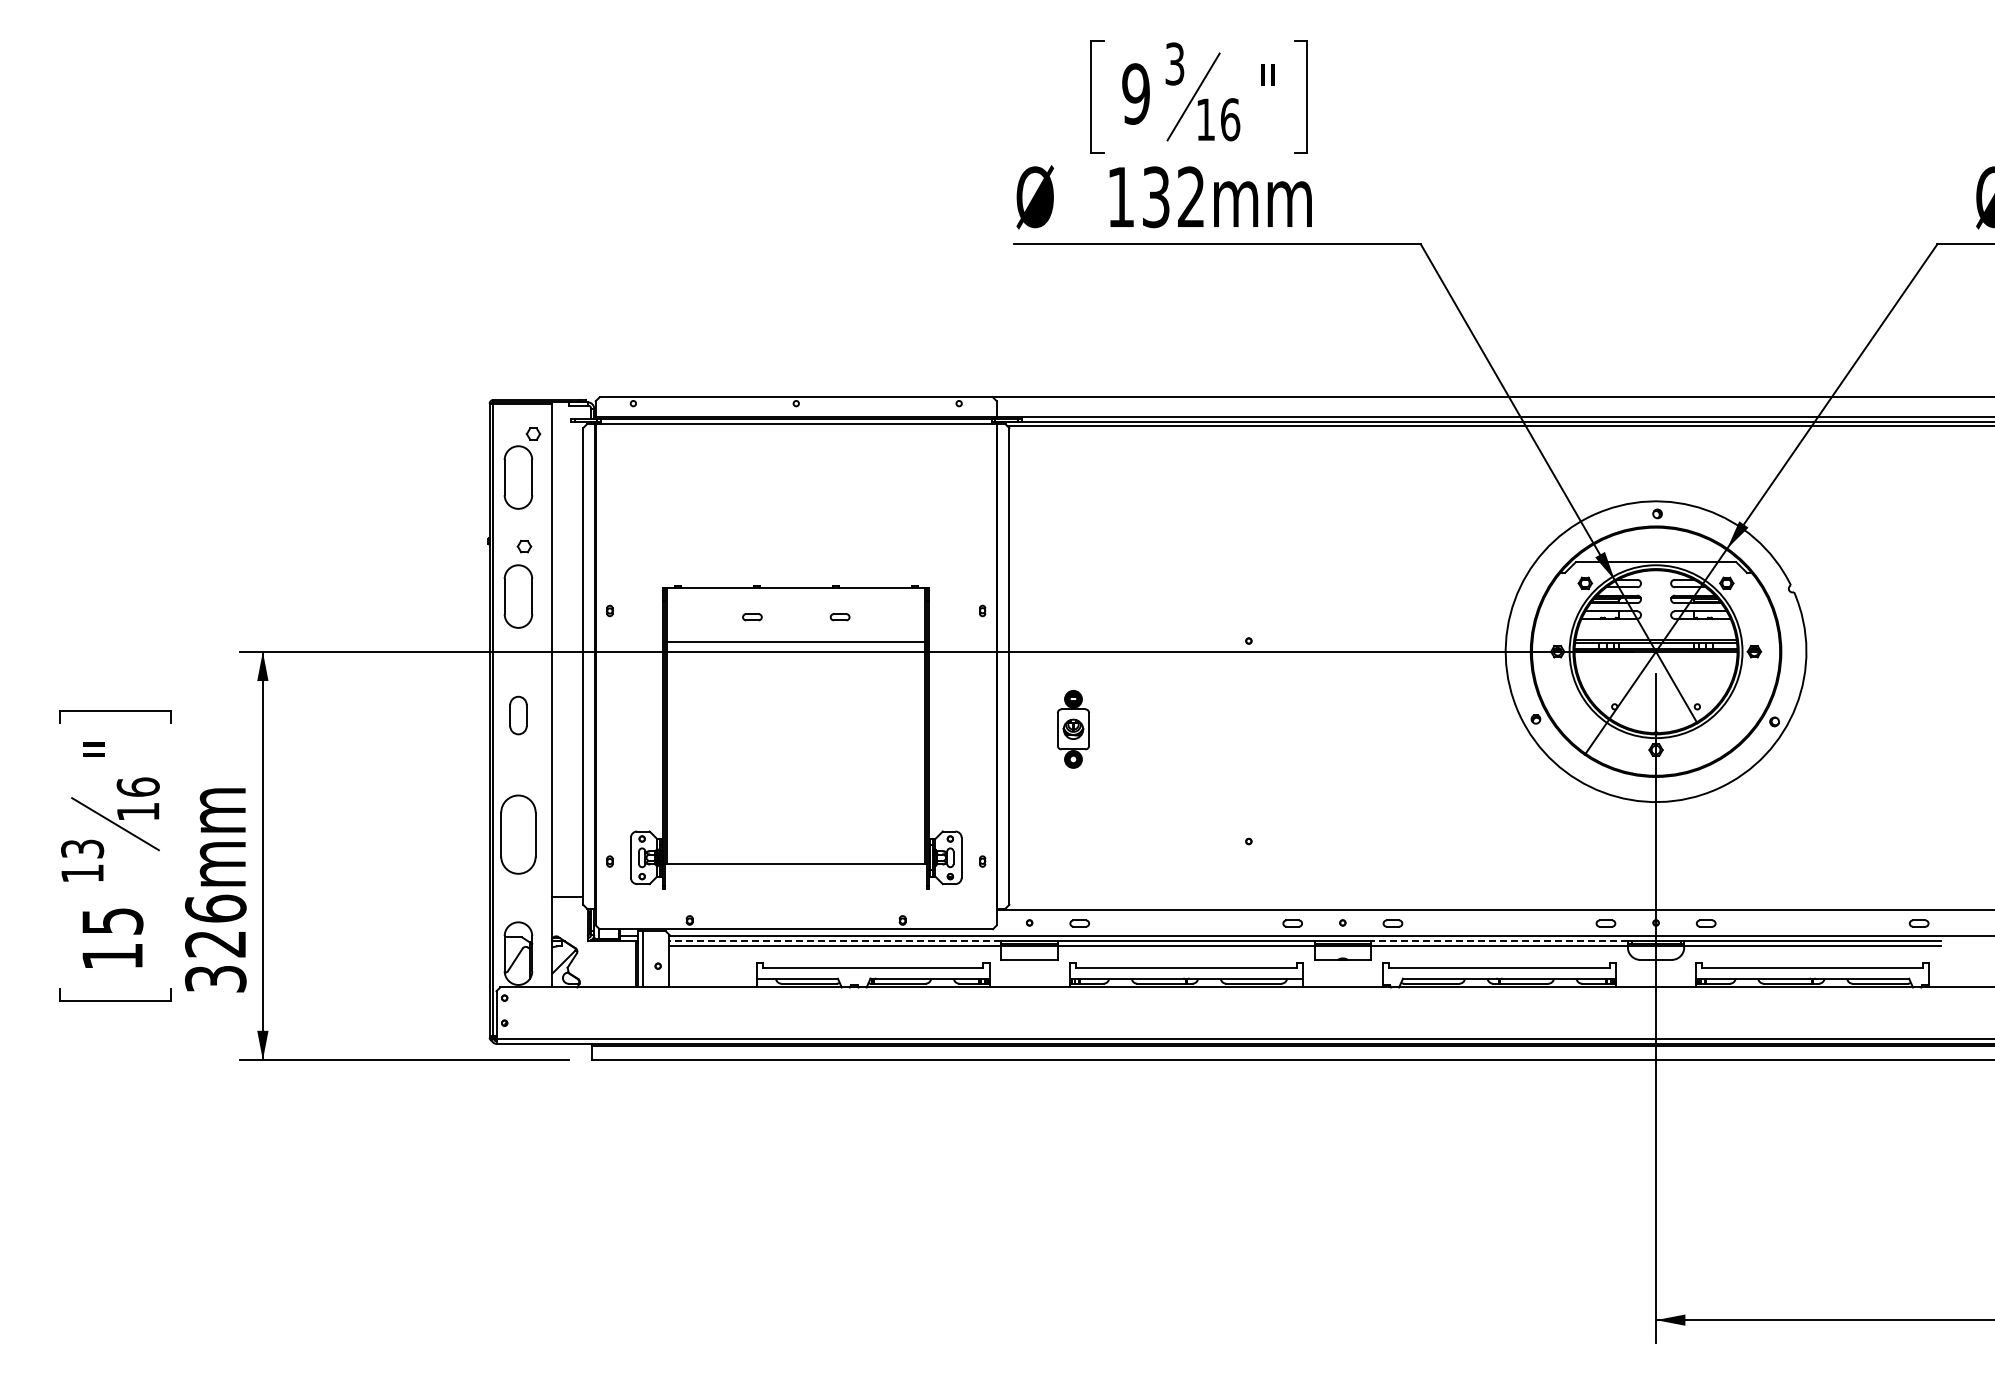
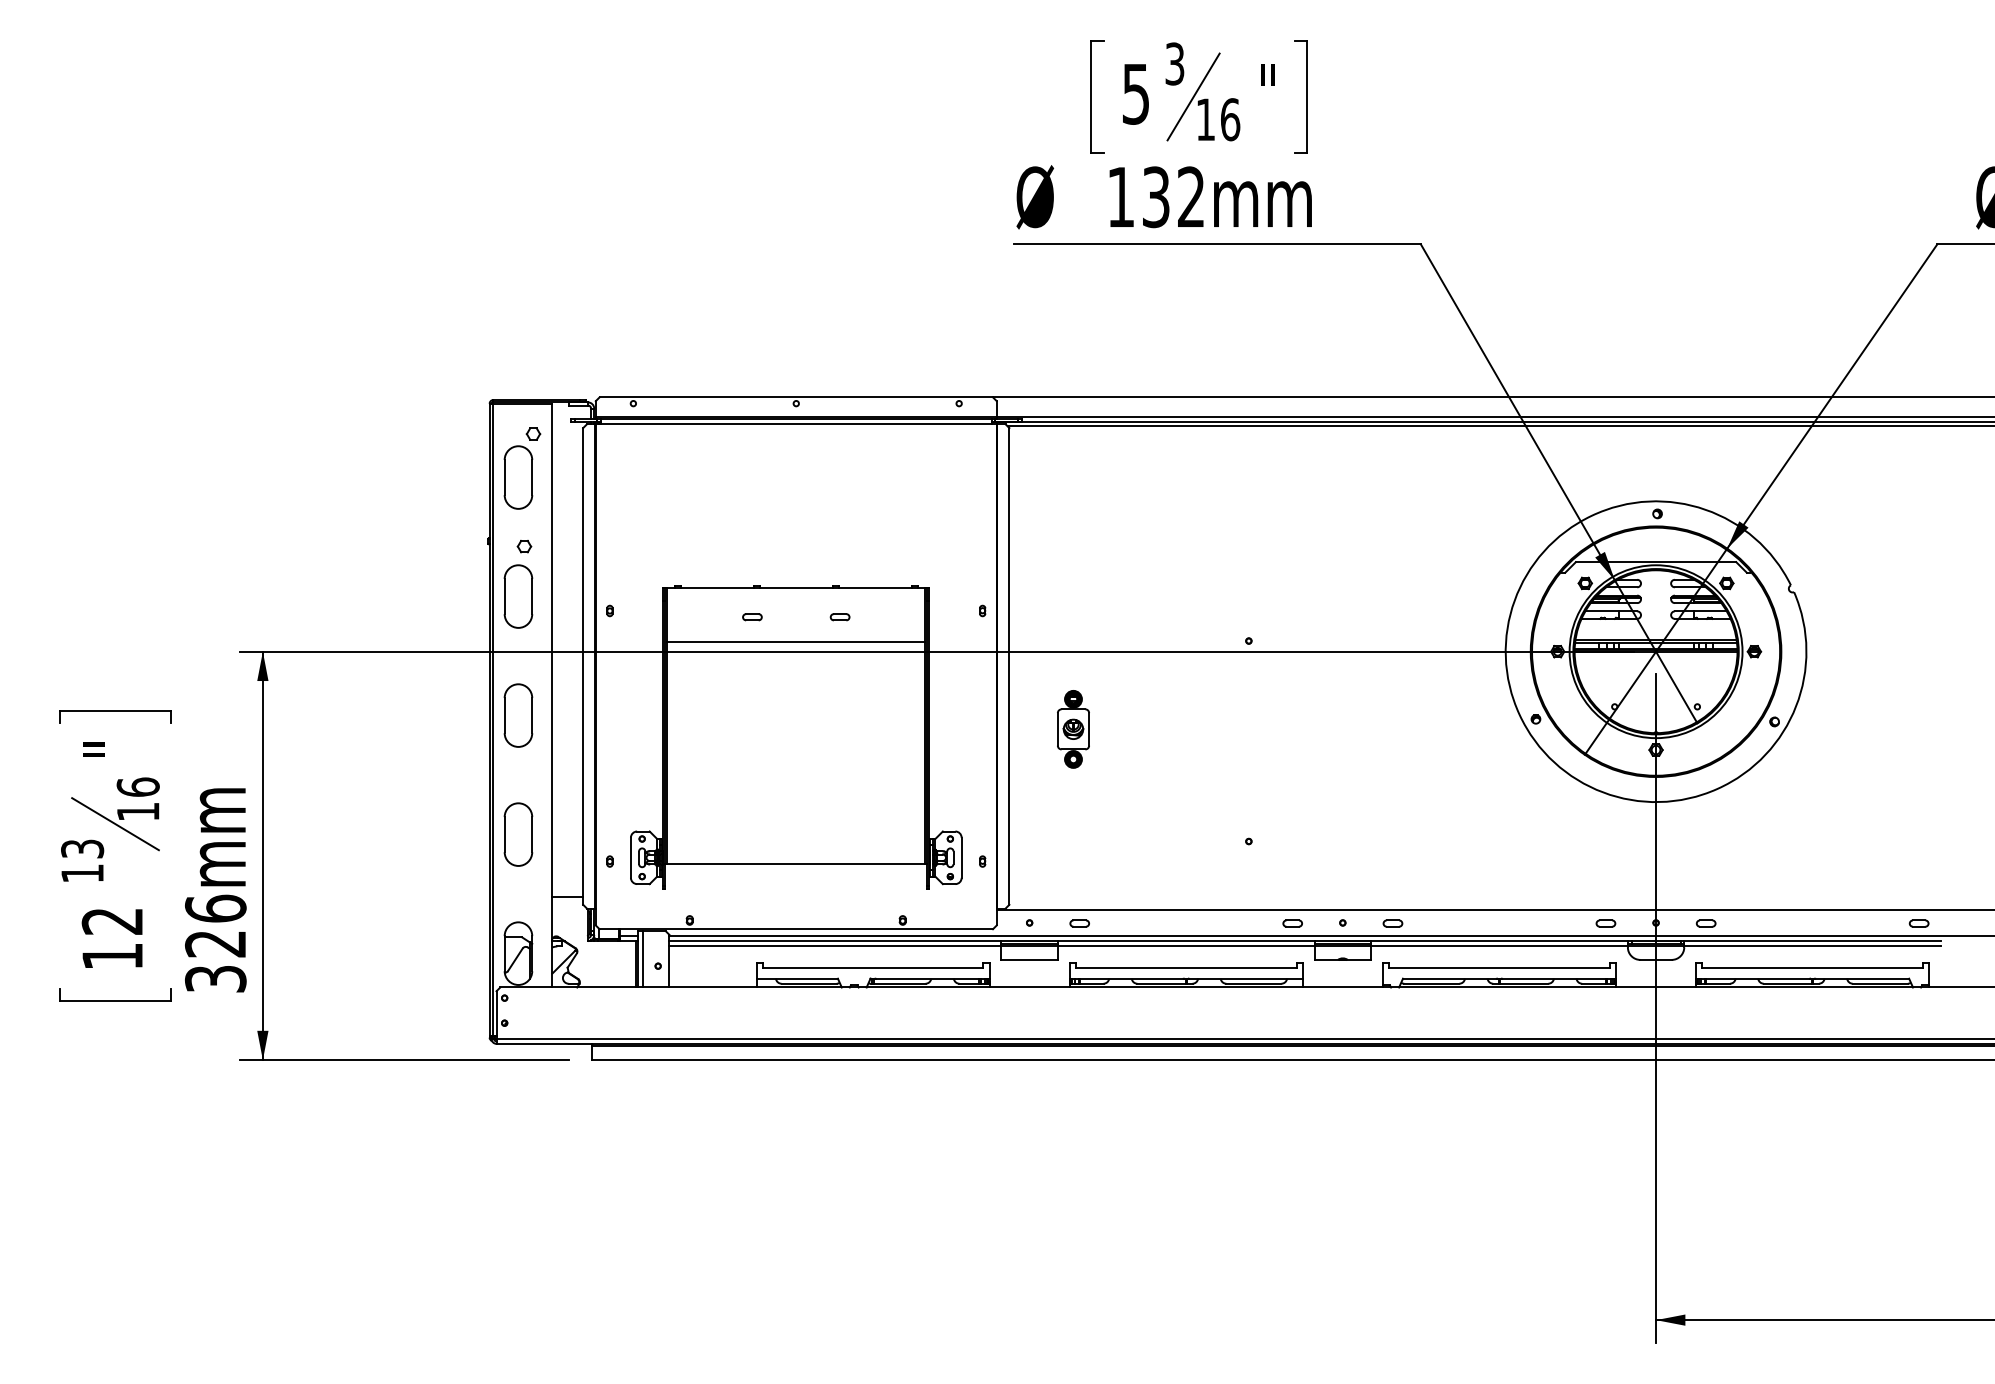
text: 9 -> 5 (1135, 93)
part size: 19x41 px -> 31x65 px (518, 715)
part size: 37x81 px -> 31x65 px (518, 834)
text: 15 -> 12 (112, 921)
line: dashed -> solid (834, 941)
line: dashed -> solid (1498, 941)
